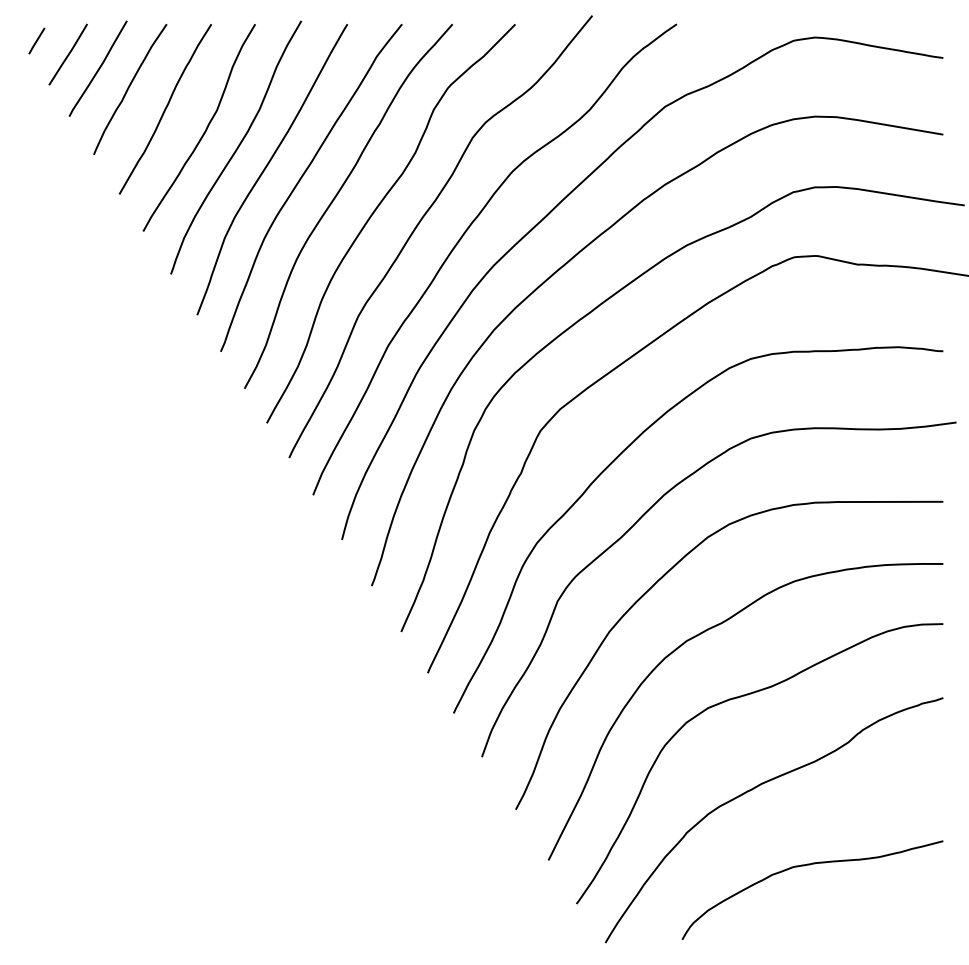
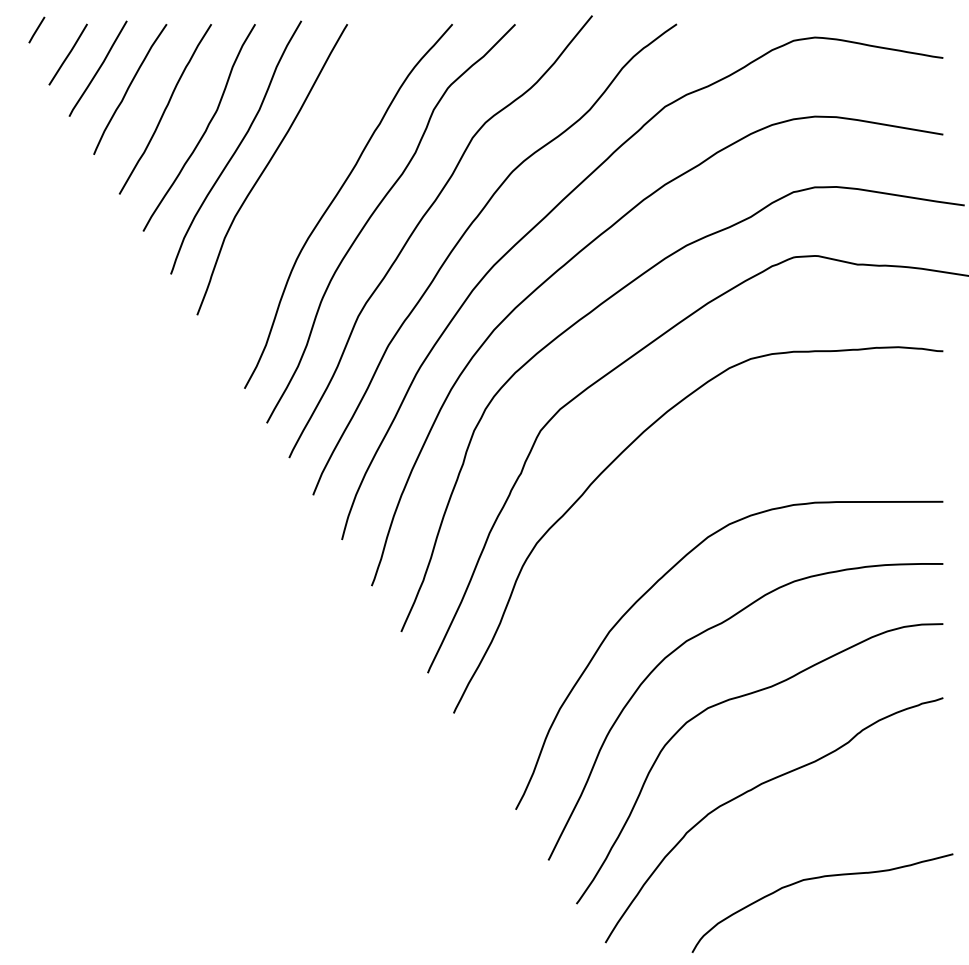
line position: (36, 40) -> (36, 29) (36, 29)
curve: present -> none (301, 179)
curve: present -> none (644, 515)
curve position: (810, 865) -> (820, 878) (820, 878)
